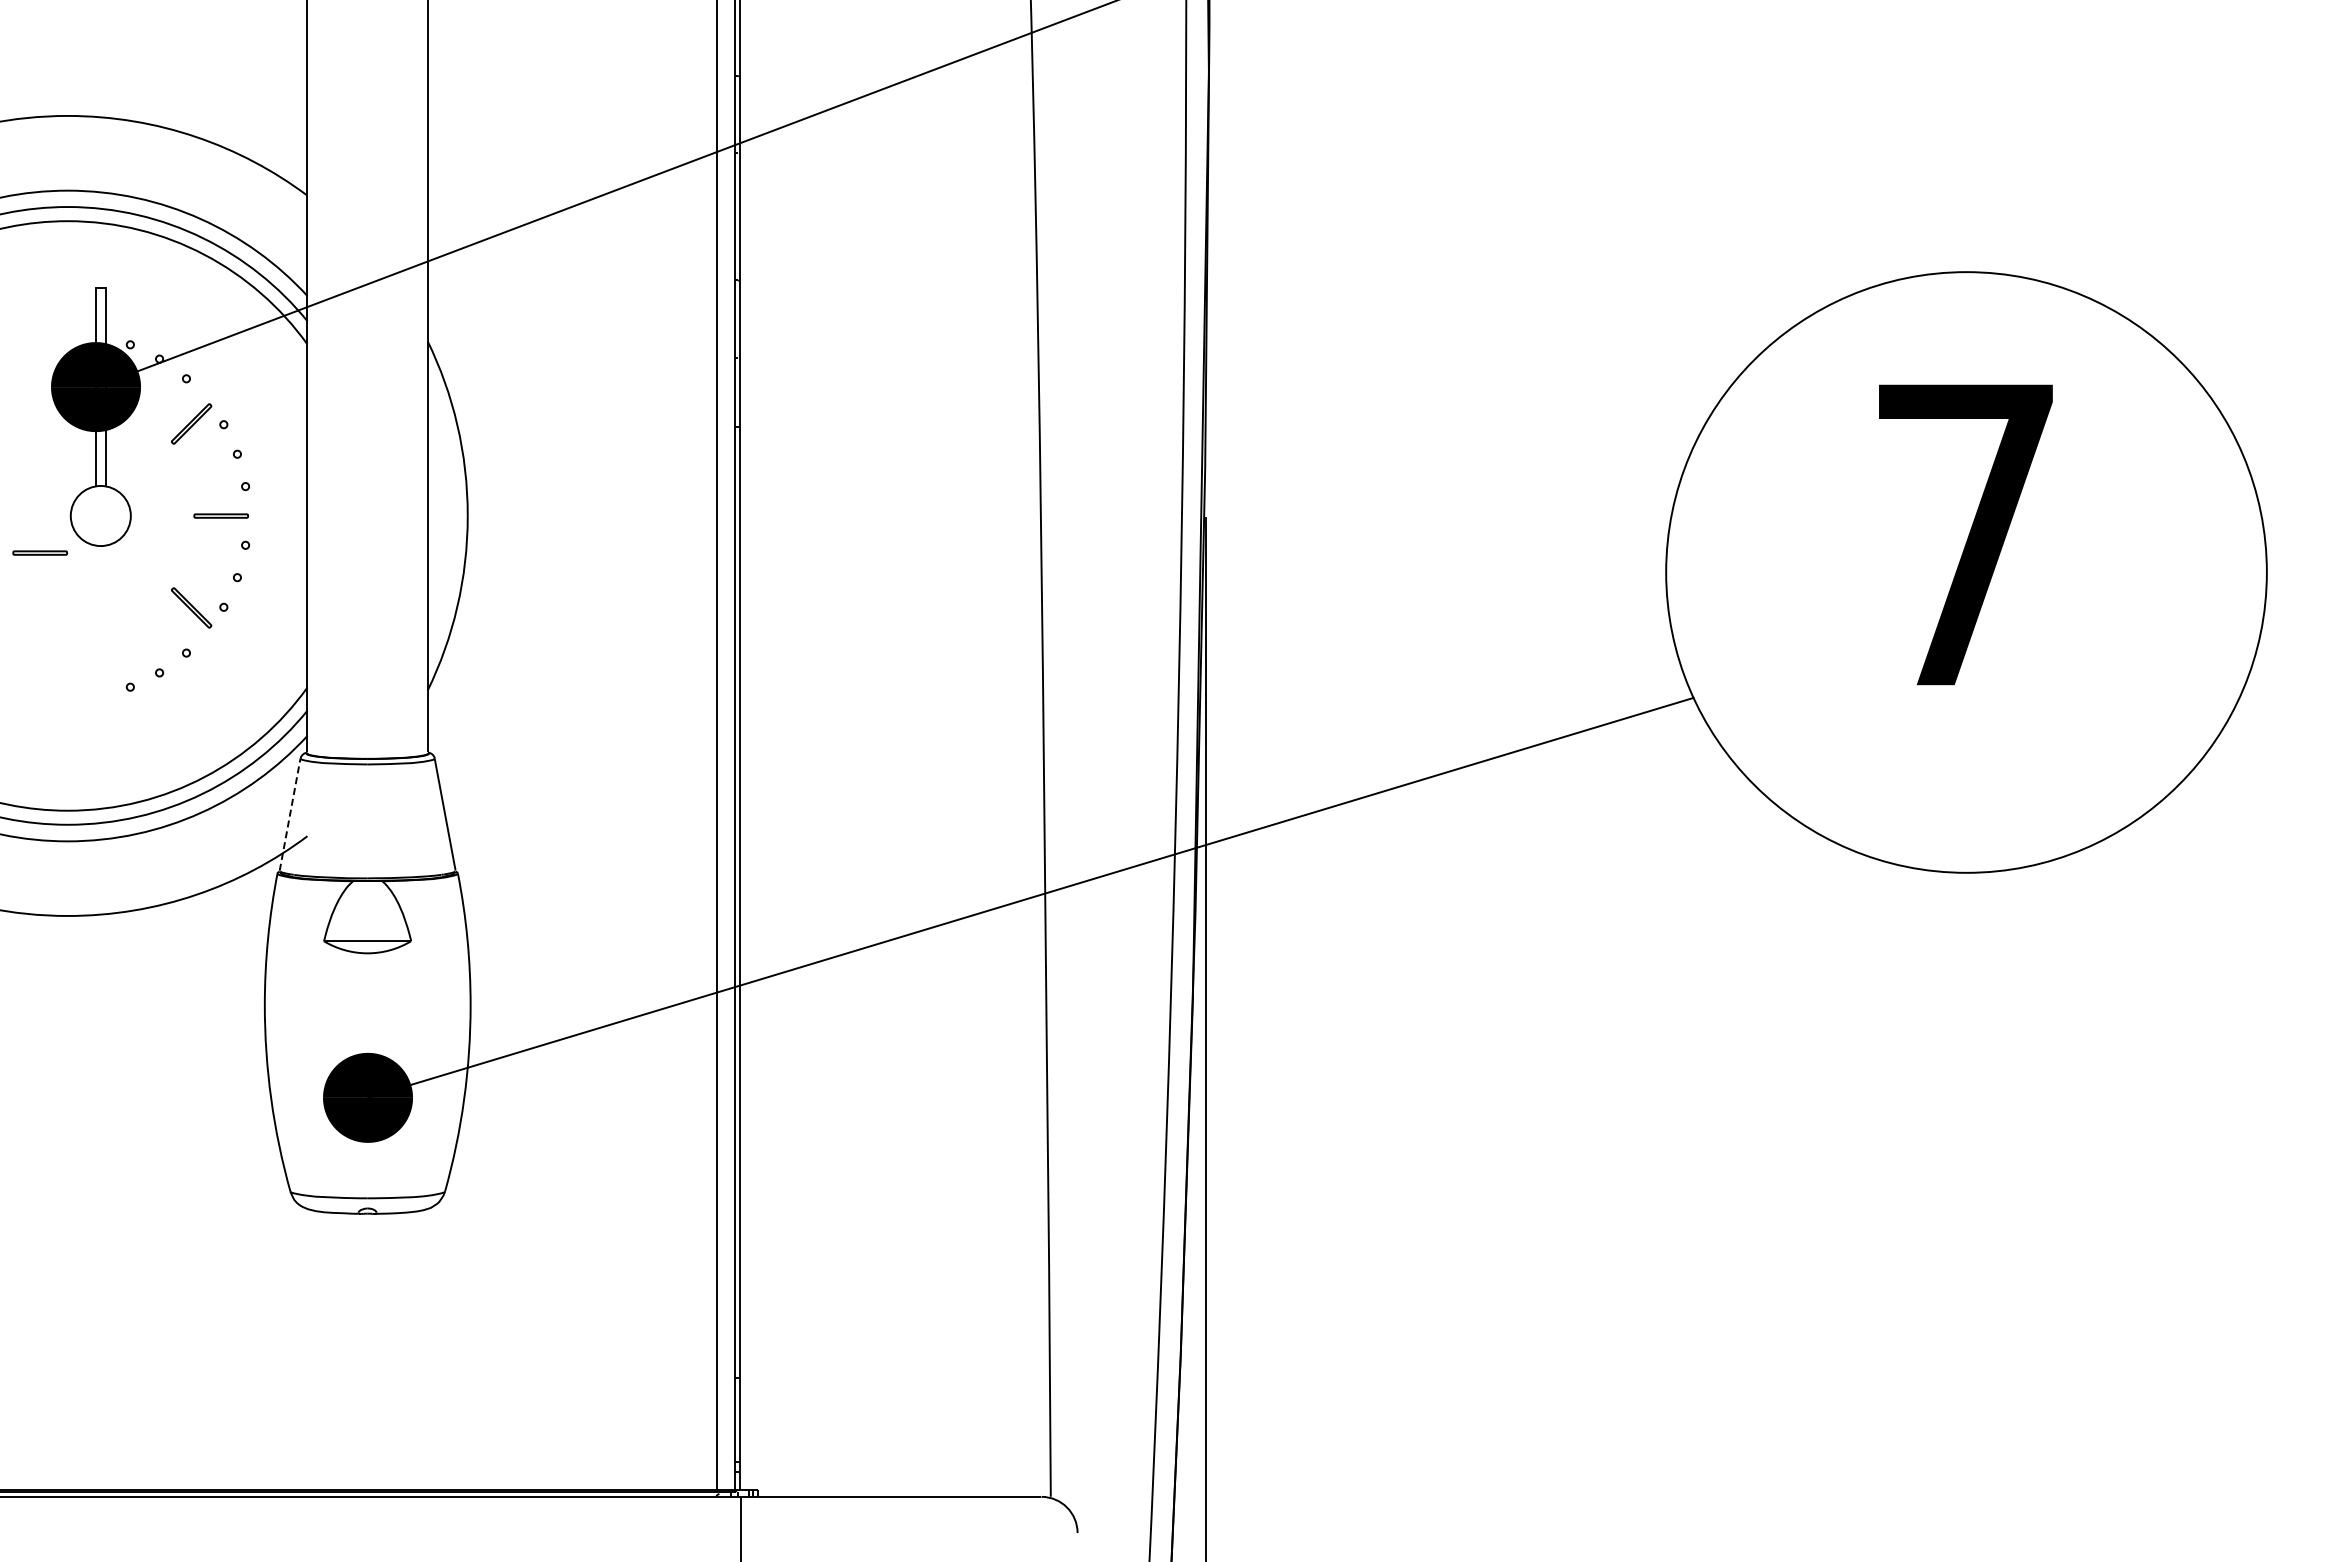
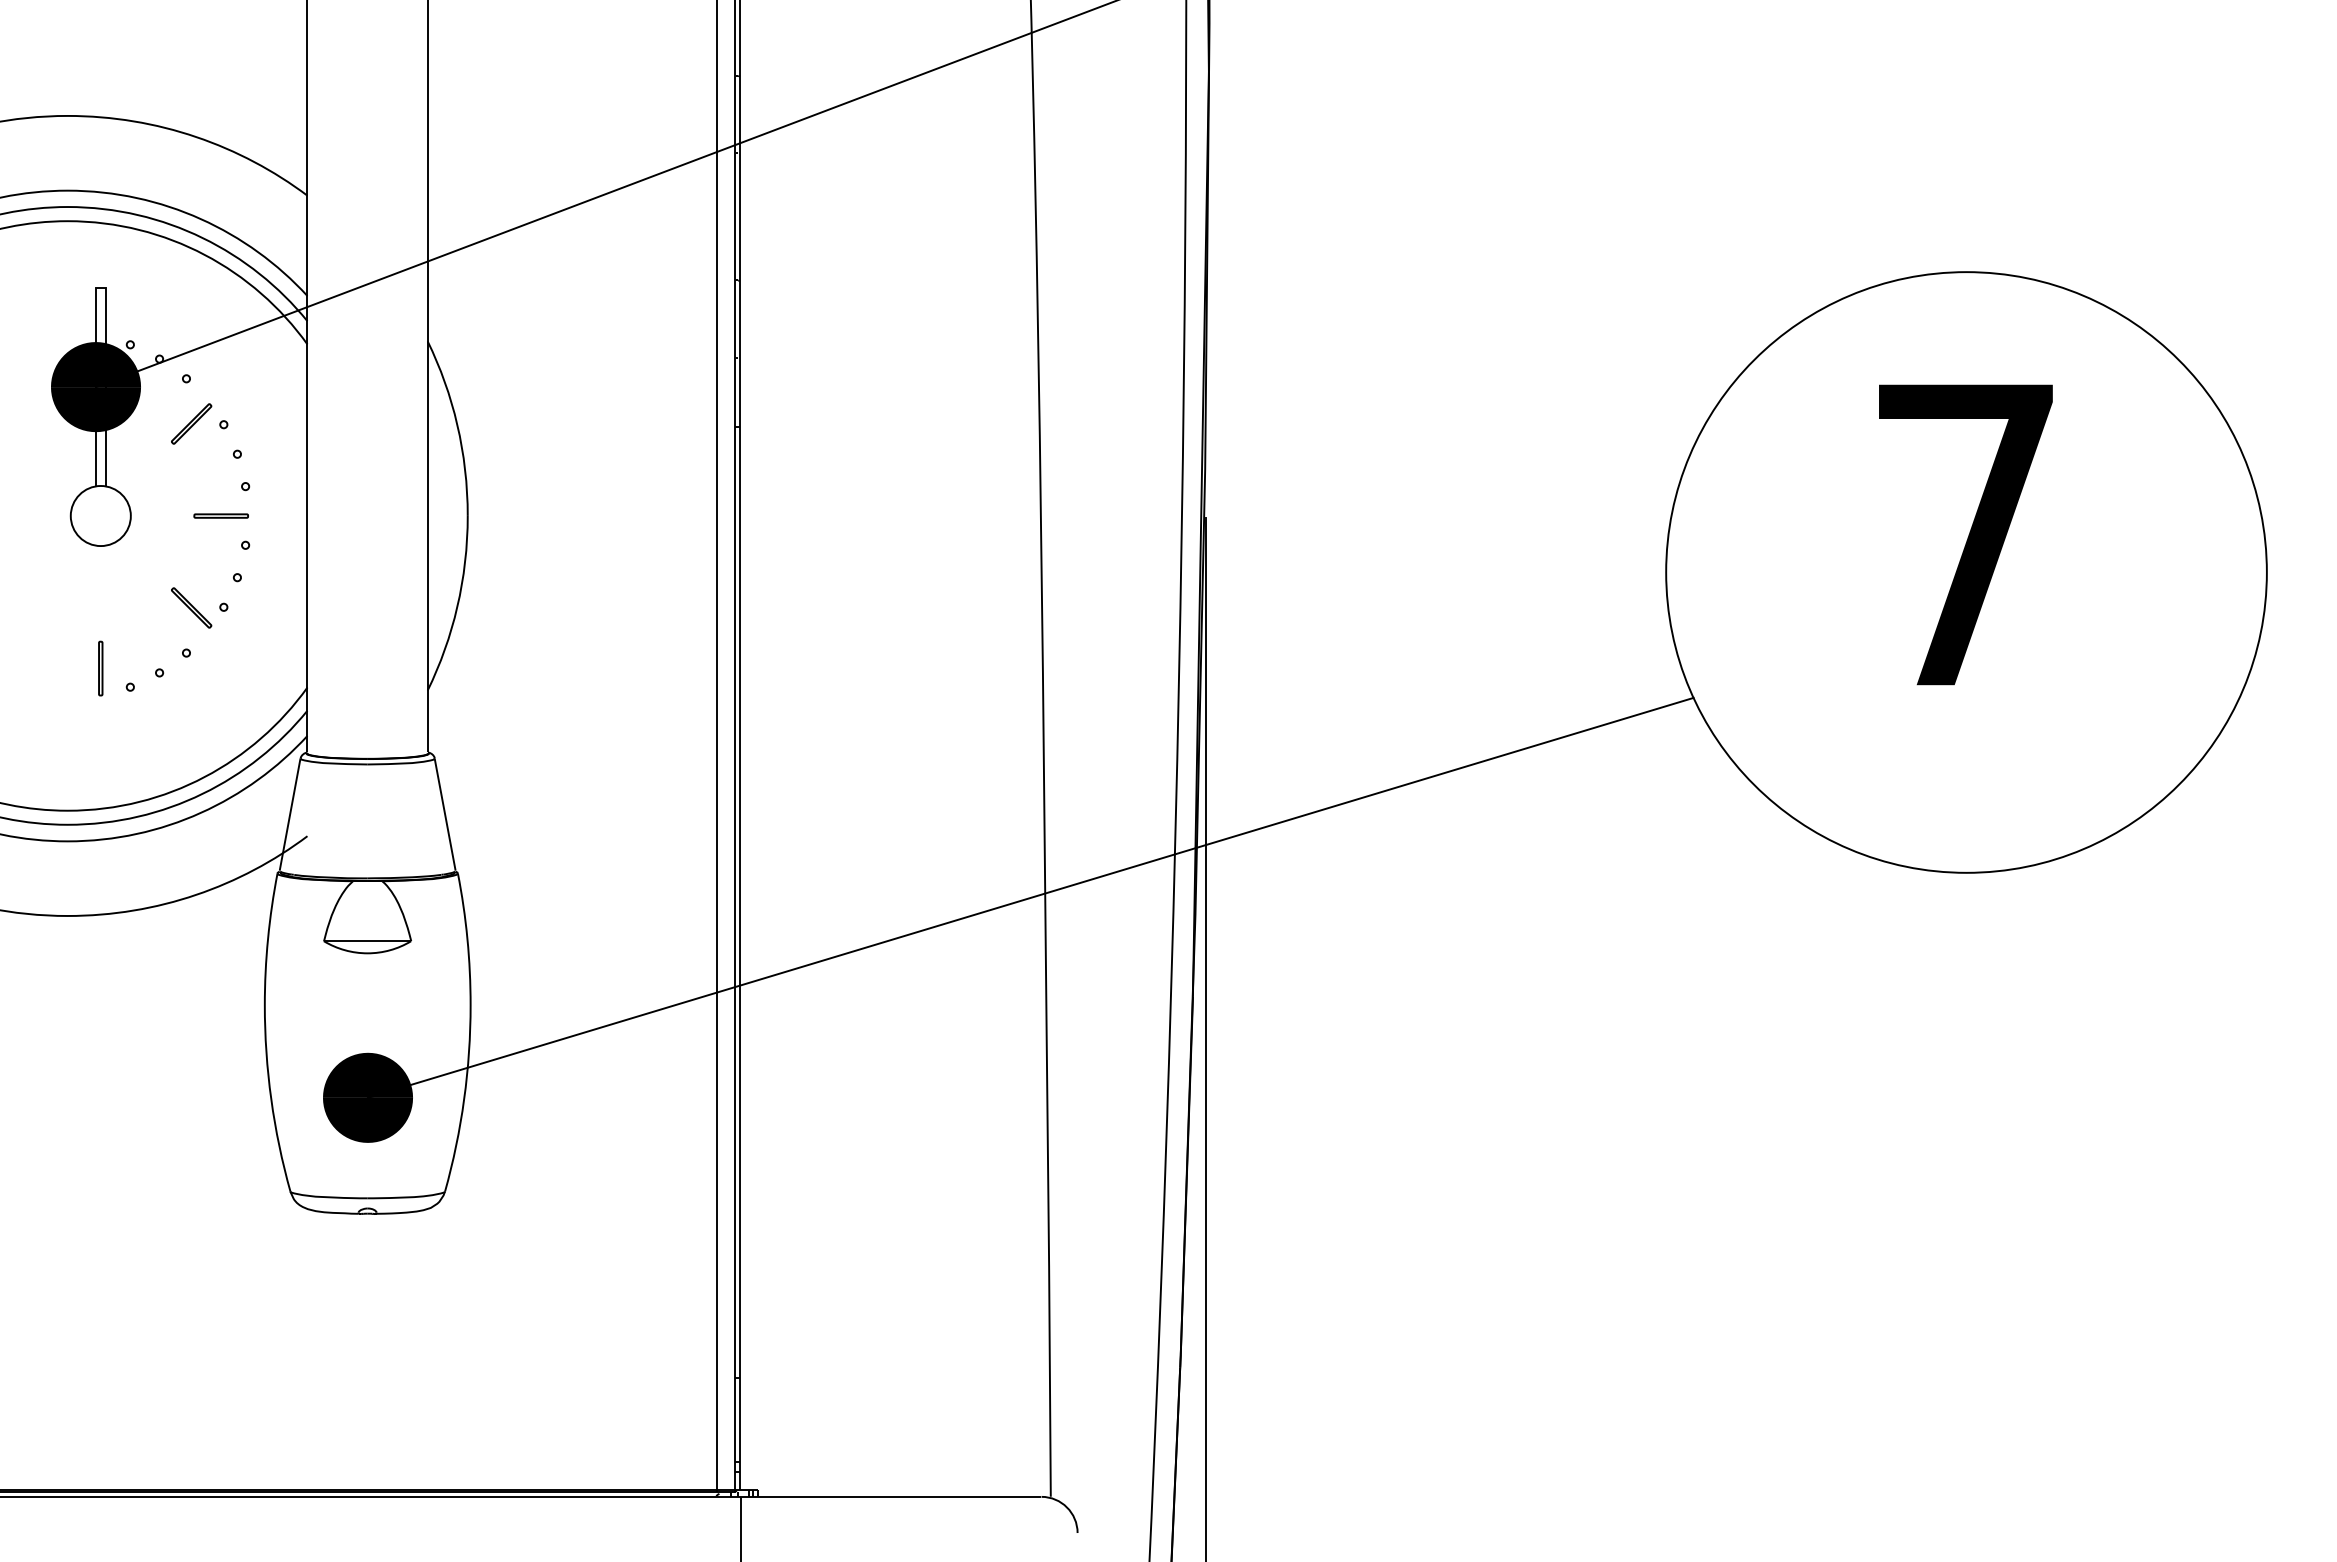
part: present -> none (39, 552)
part: none -> present (100, 668)
line: dashed -> solid (290, 814)
